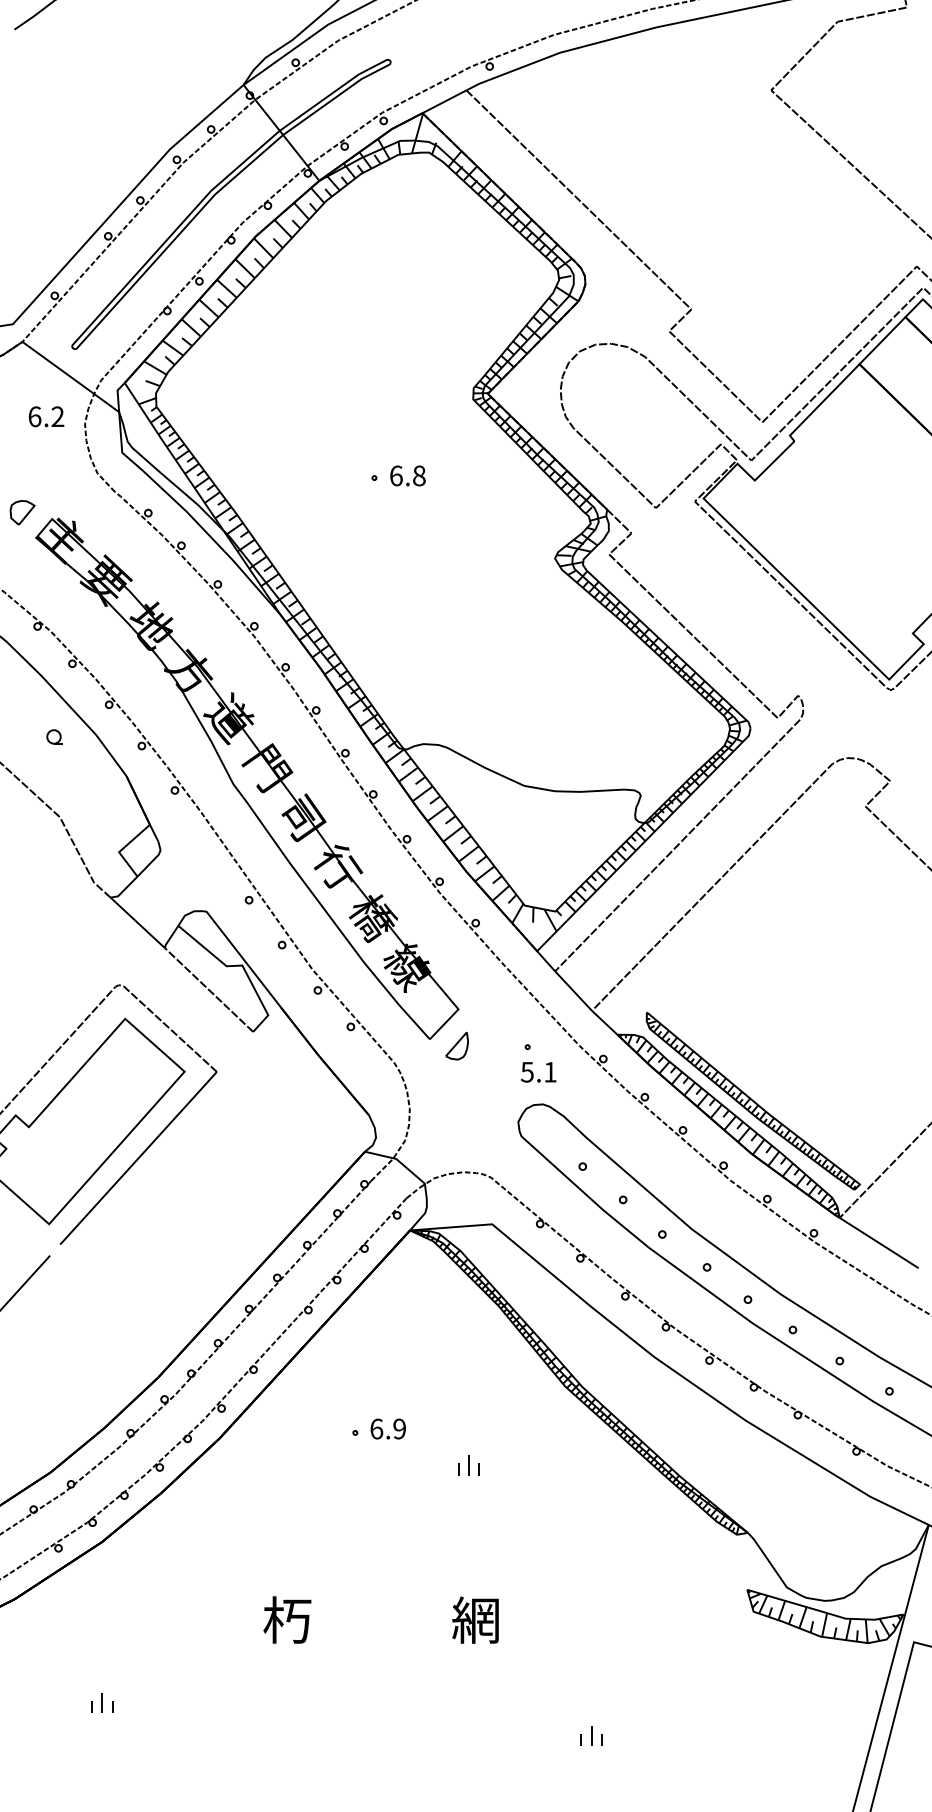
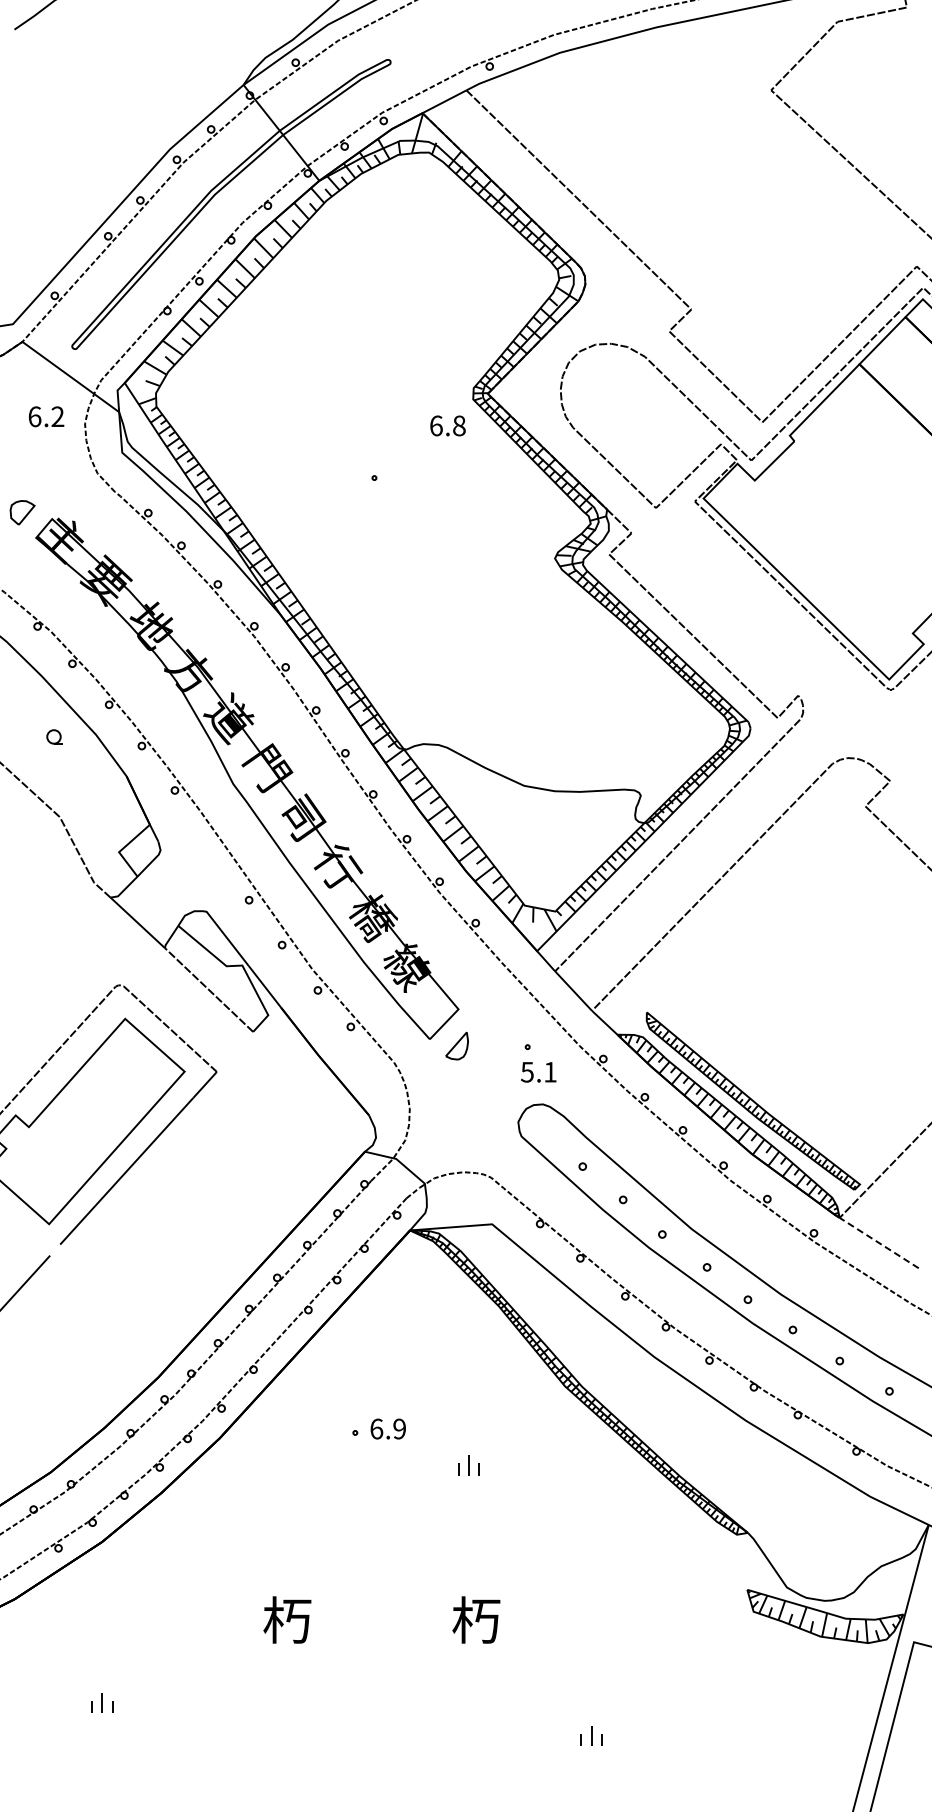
text position: (407, 475) -> (447, 425) (447, 425)
line: solid -> dashed (879, 1243)
text: 網 -> 朽 (476, 1619)
